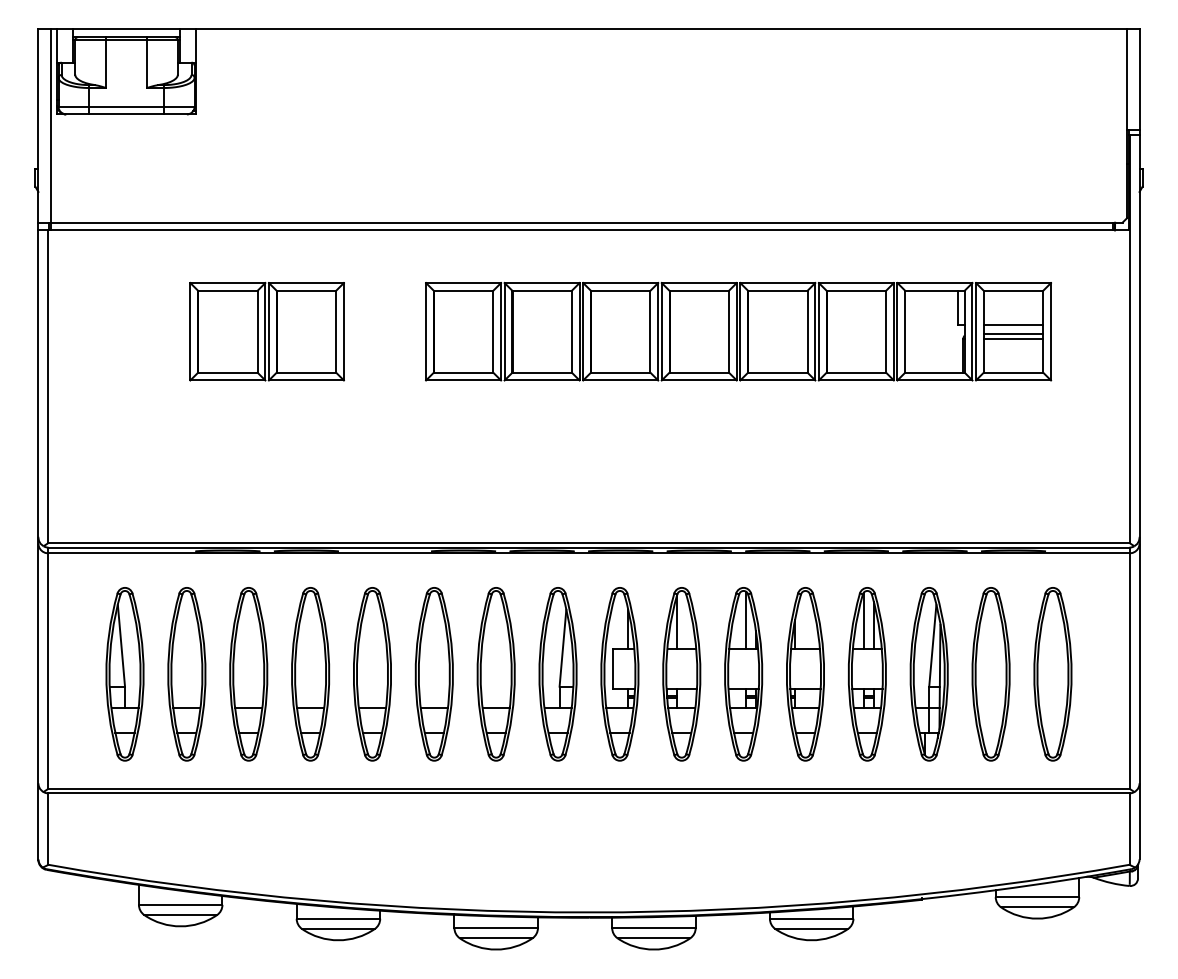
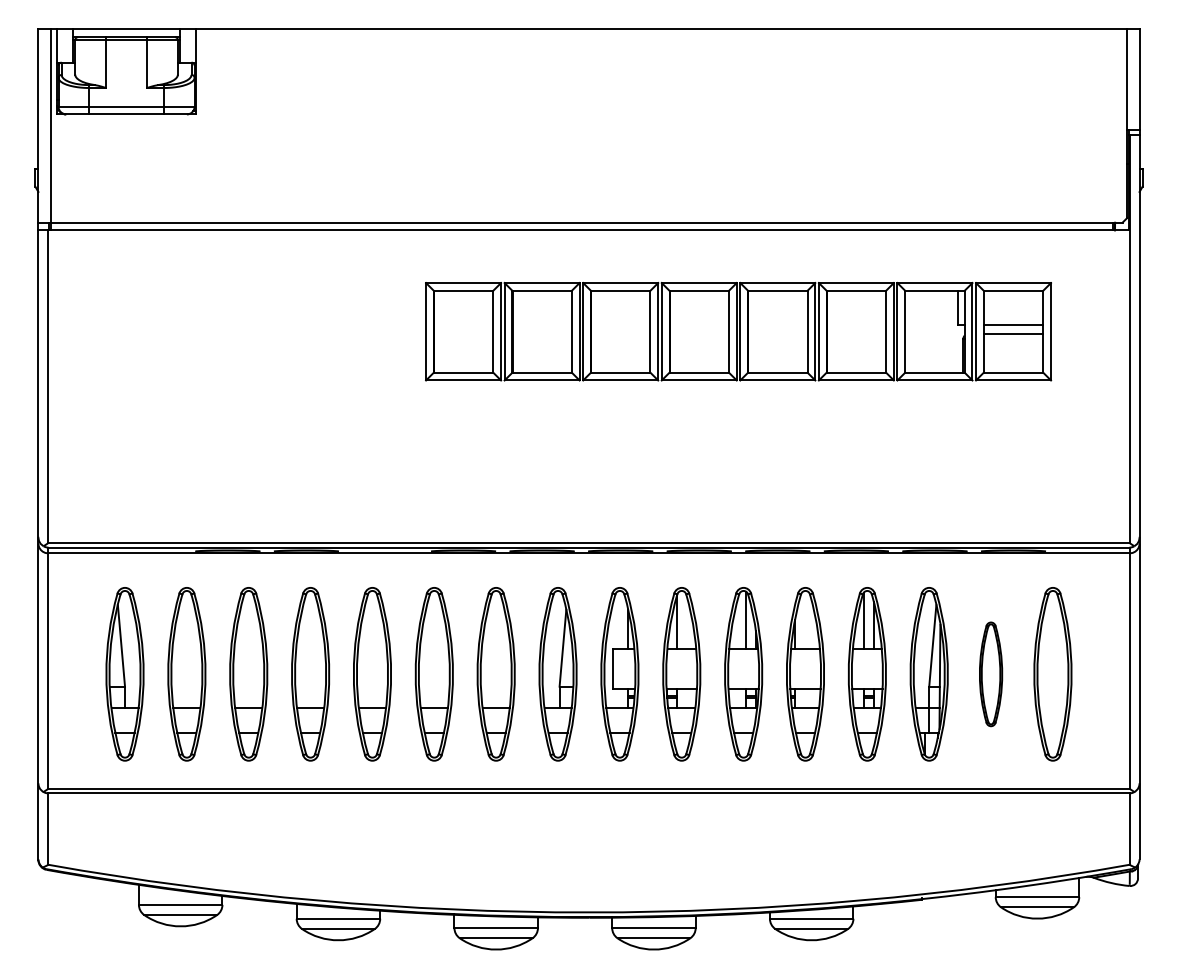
part: present -> none (266, 331)
line: present -> none (1013, 339)
part size: 40x175 px -> 25x107 px (991, 674)
